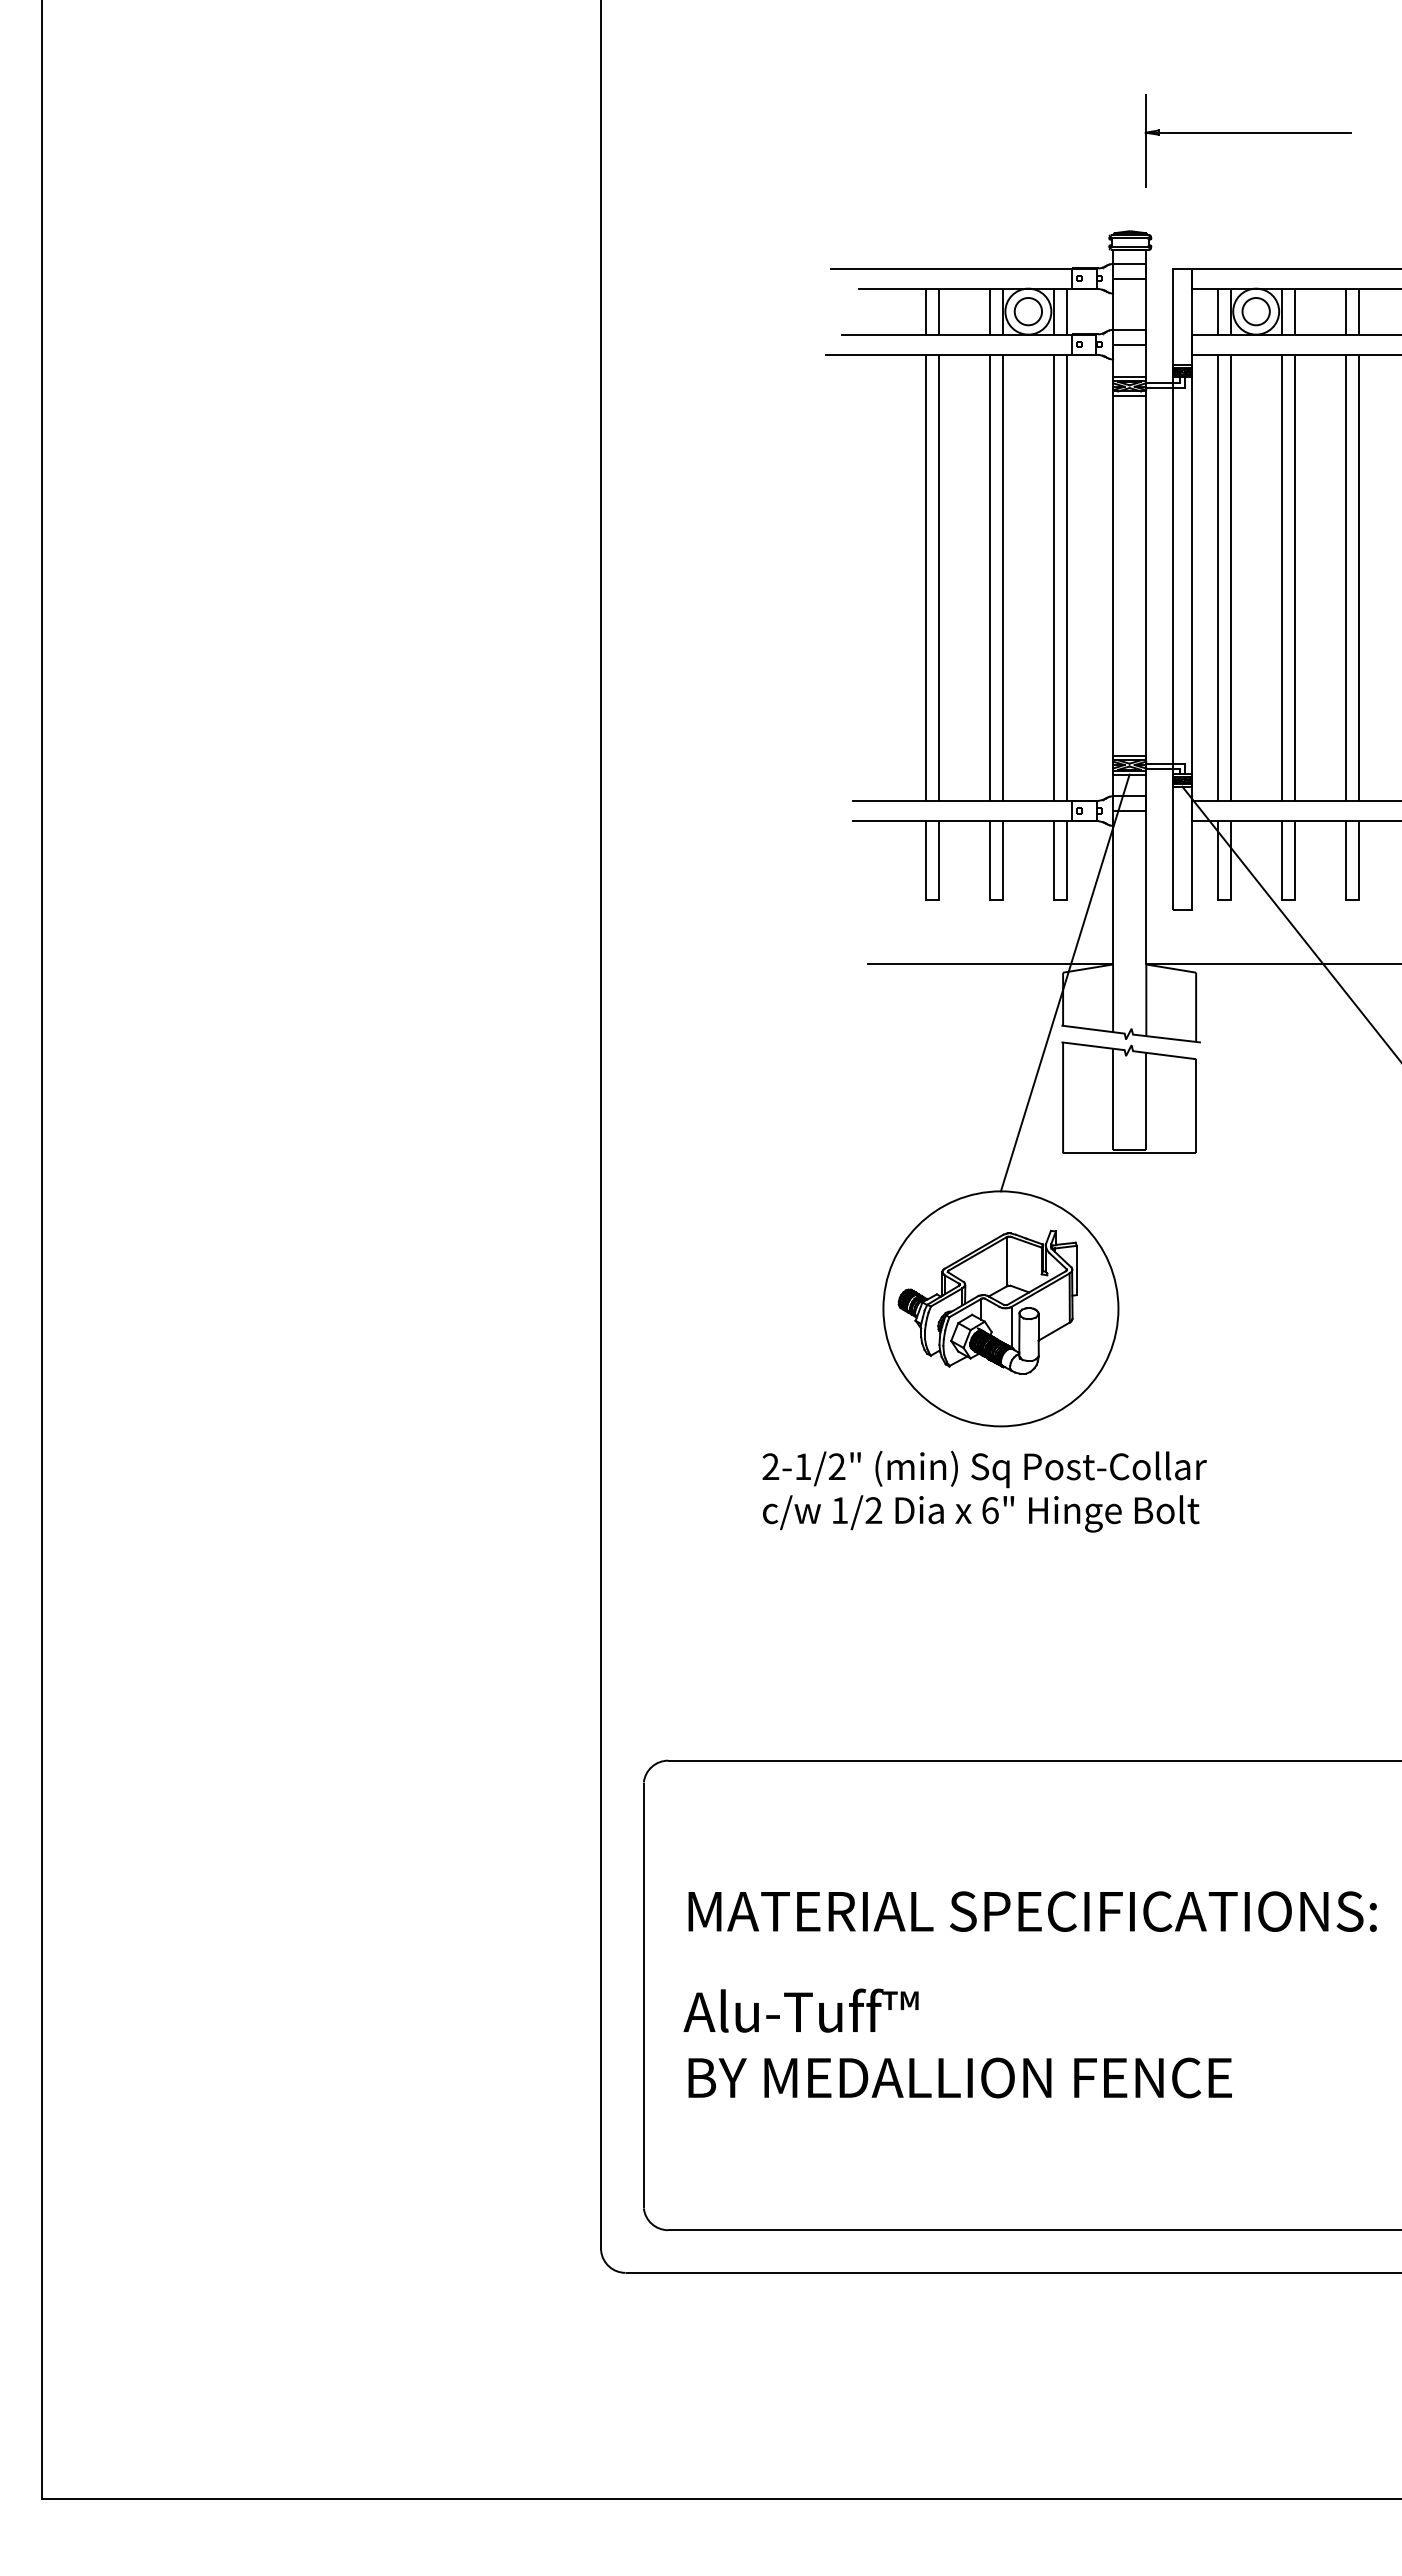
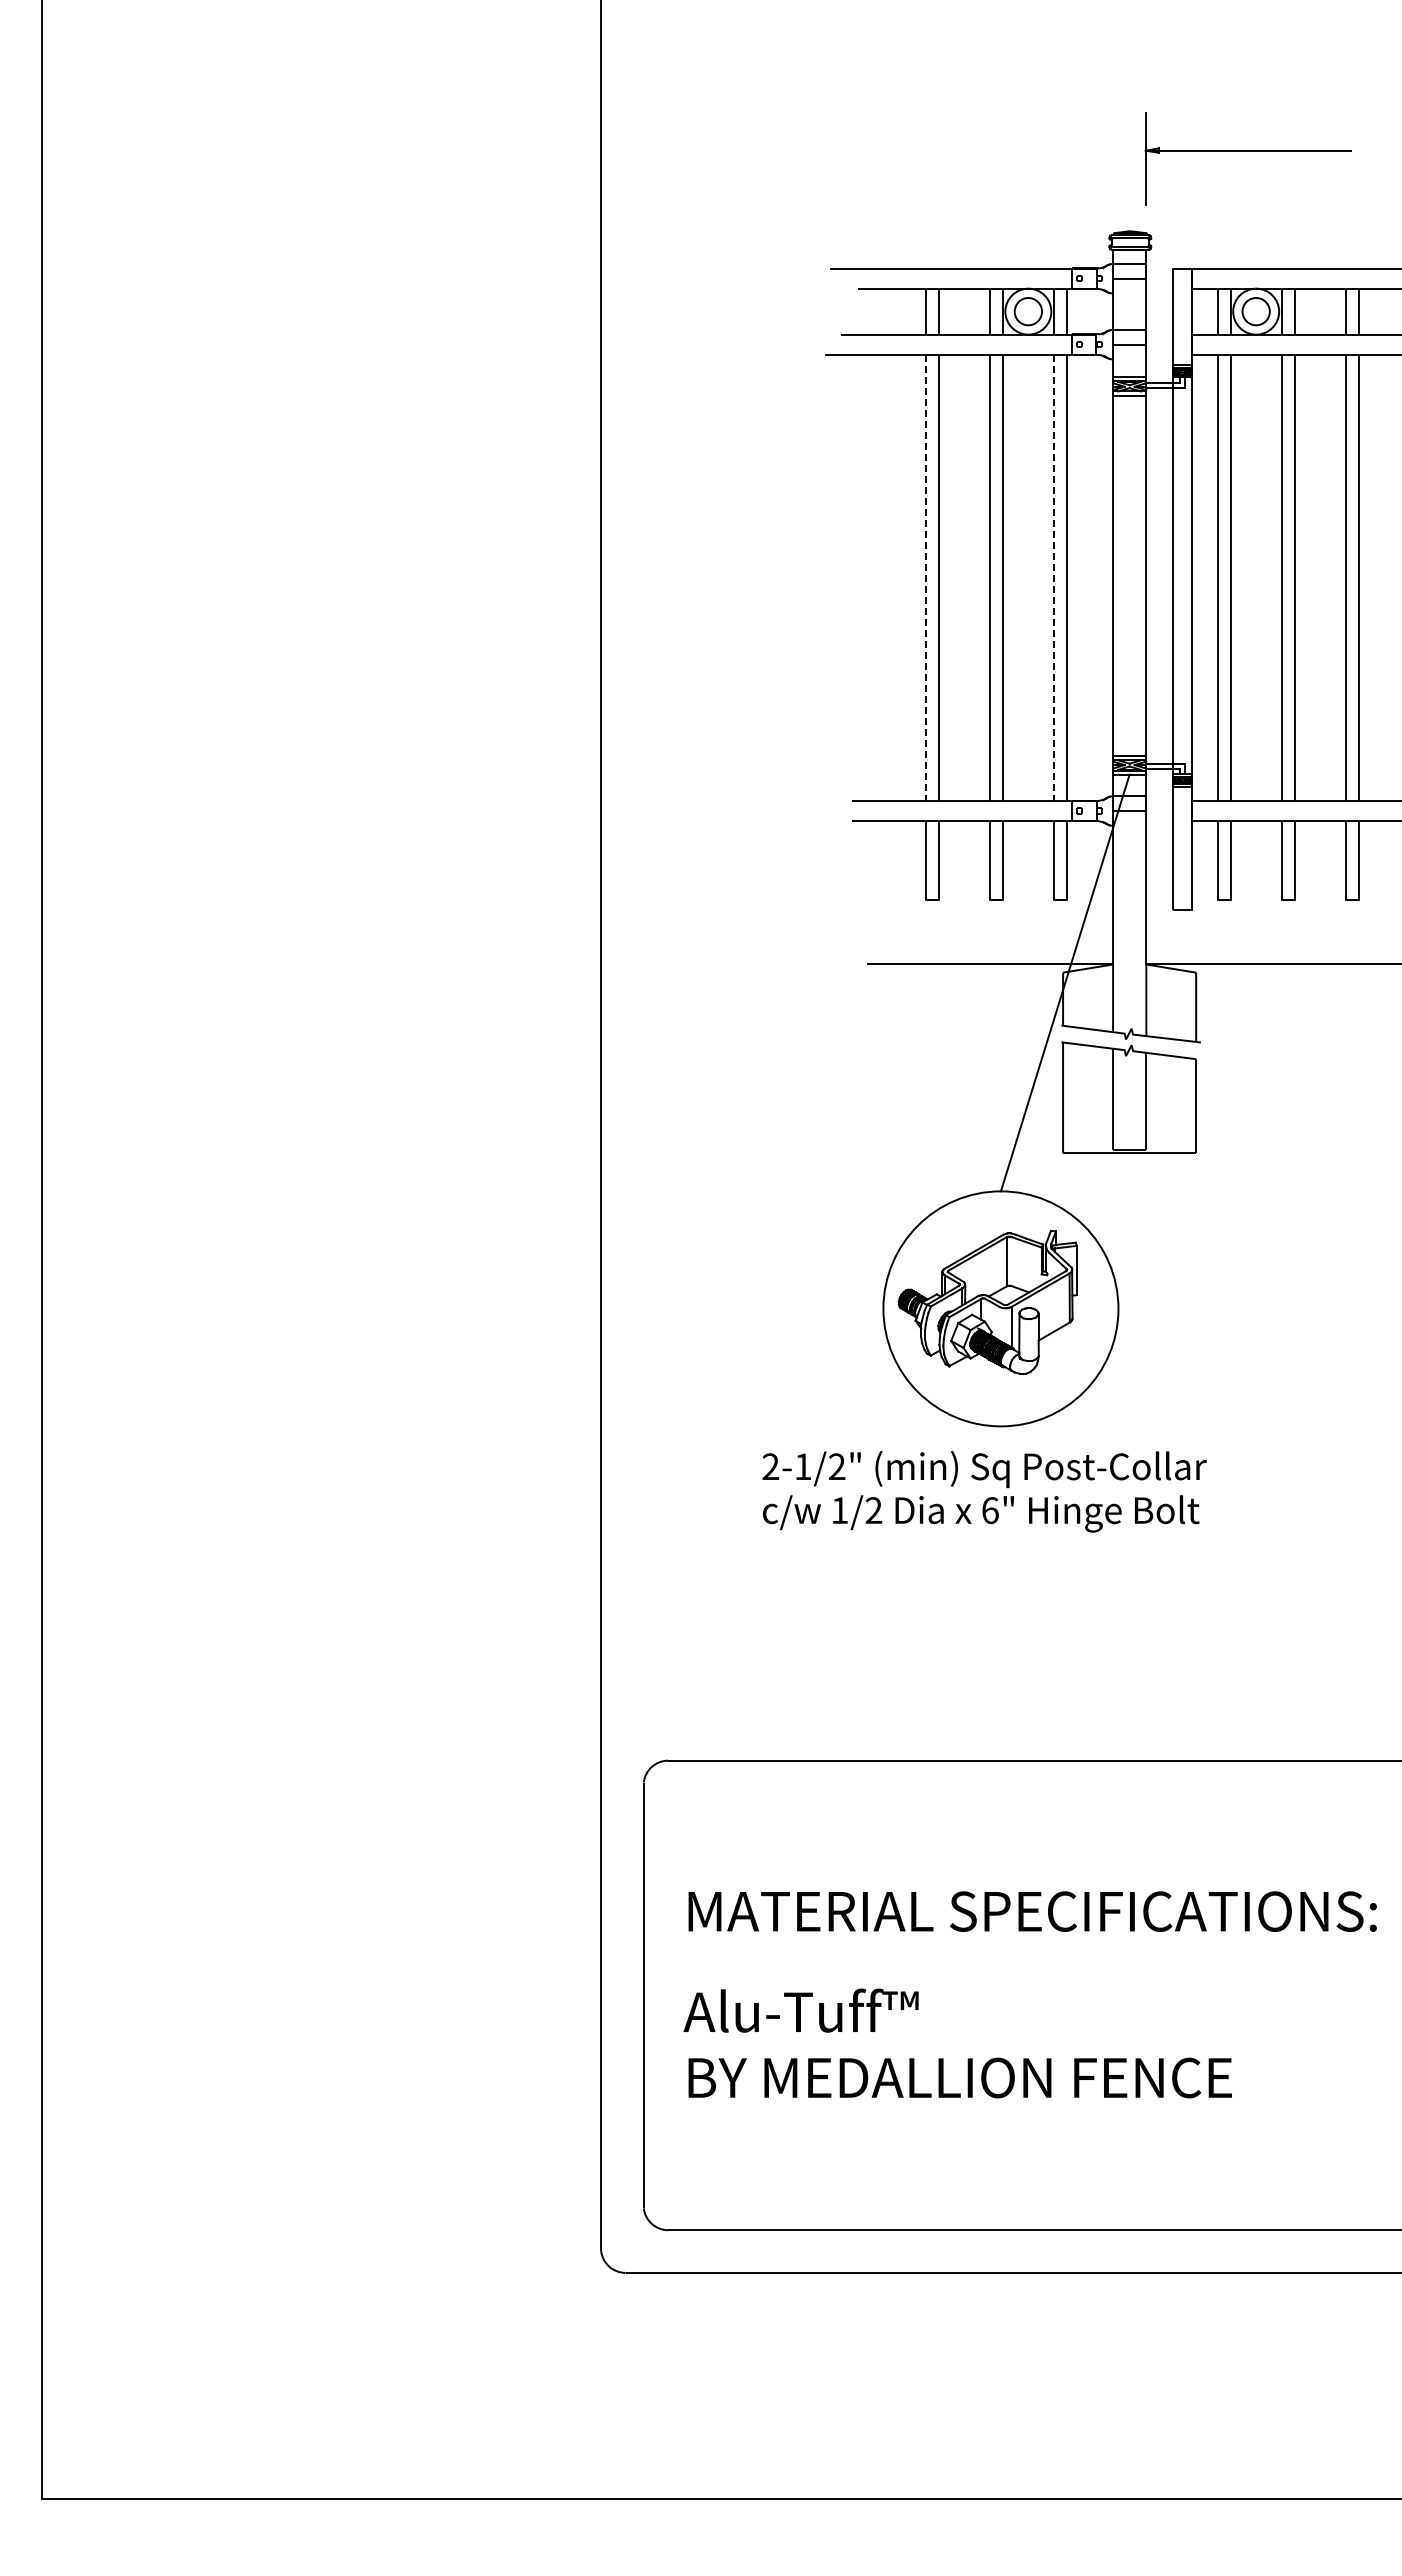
part position: (1247, 133) -> (1247, 151) (1247, 151)
line: solid -> dashed (925, 578)
line: solid -> dashed (1053, 578)
line: present -> none (1290, 922)
